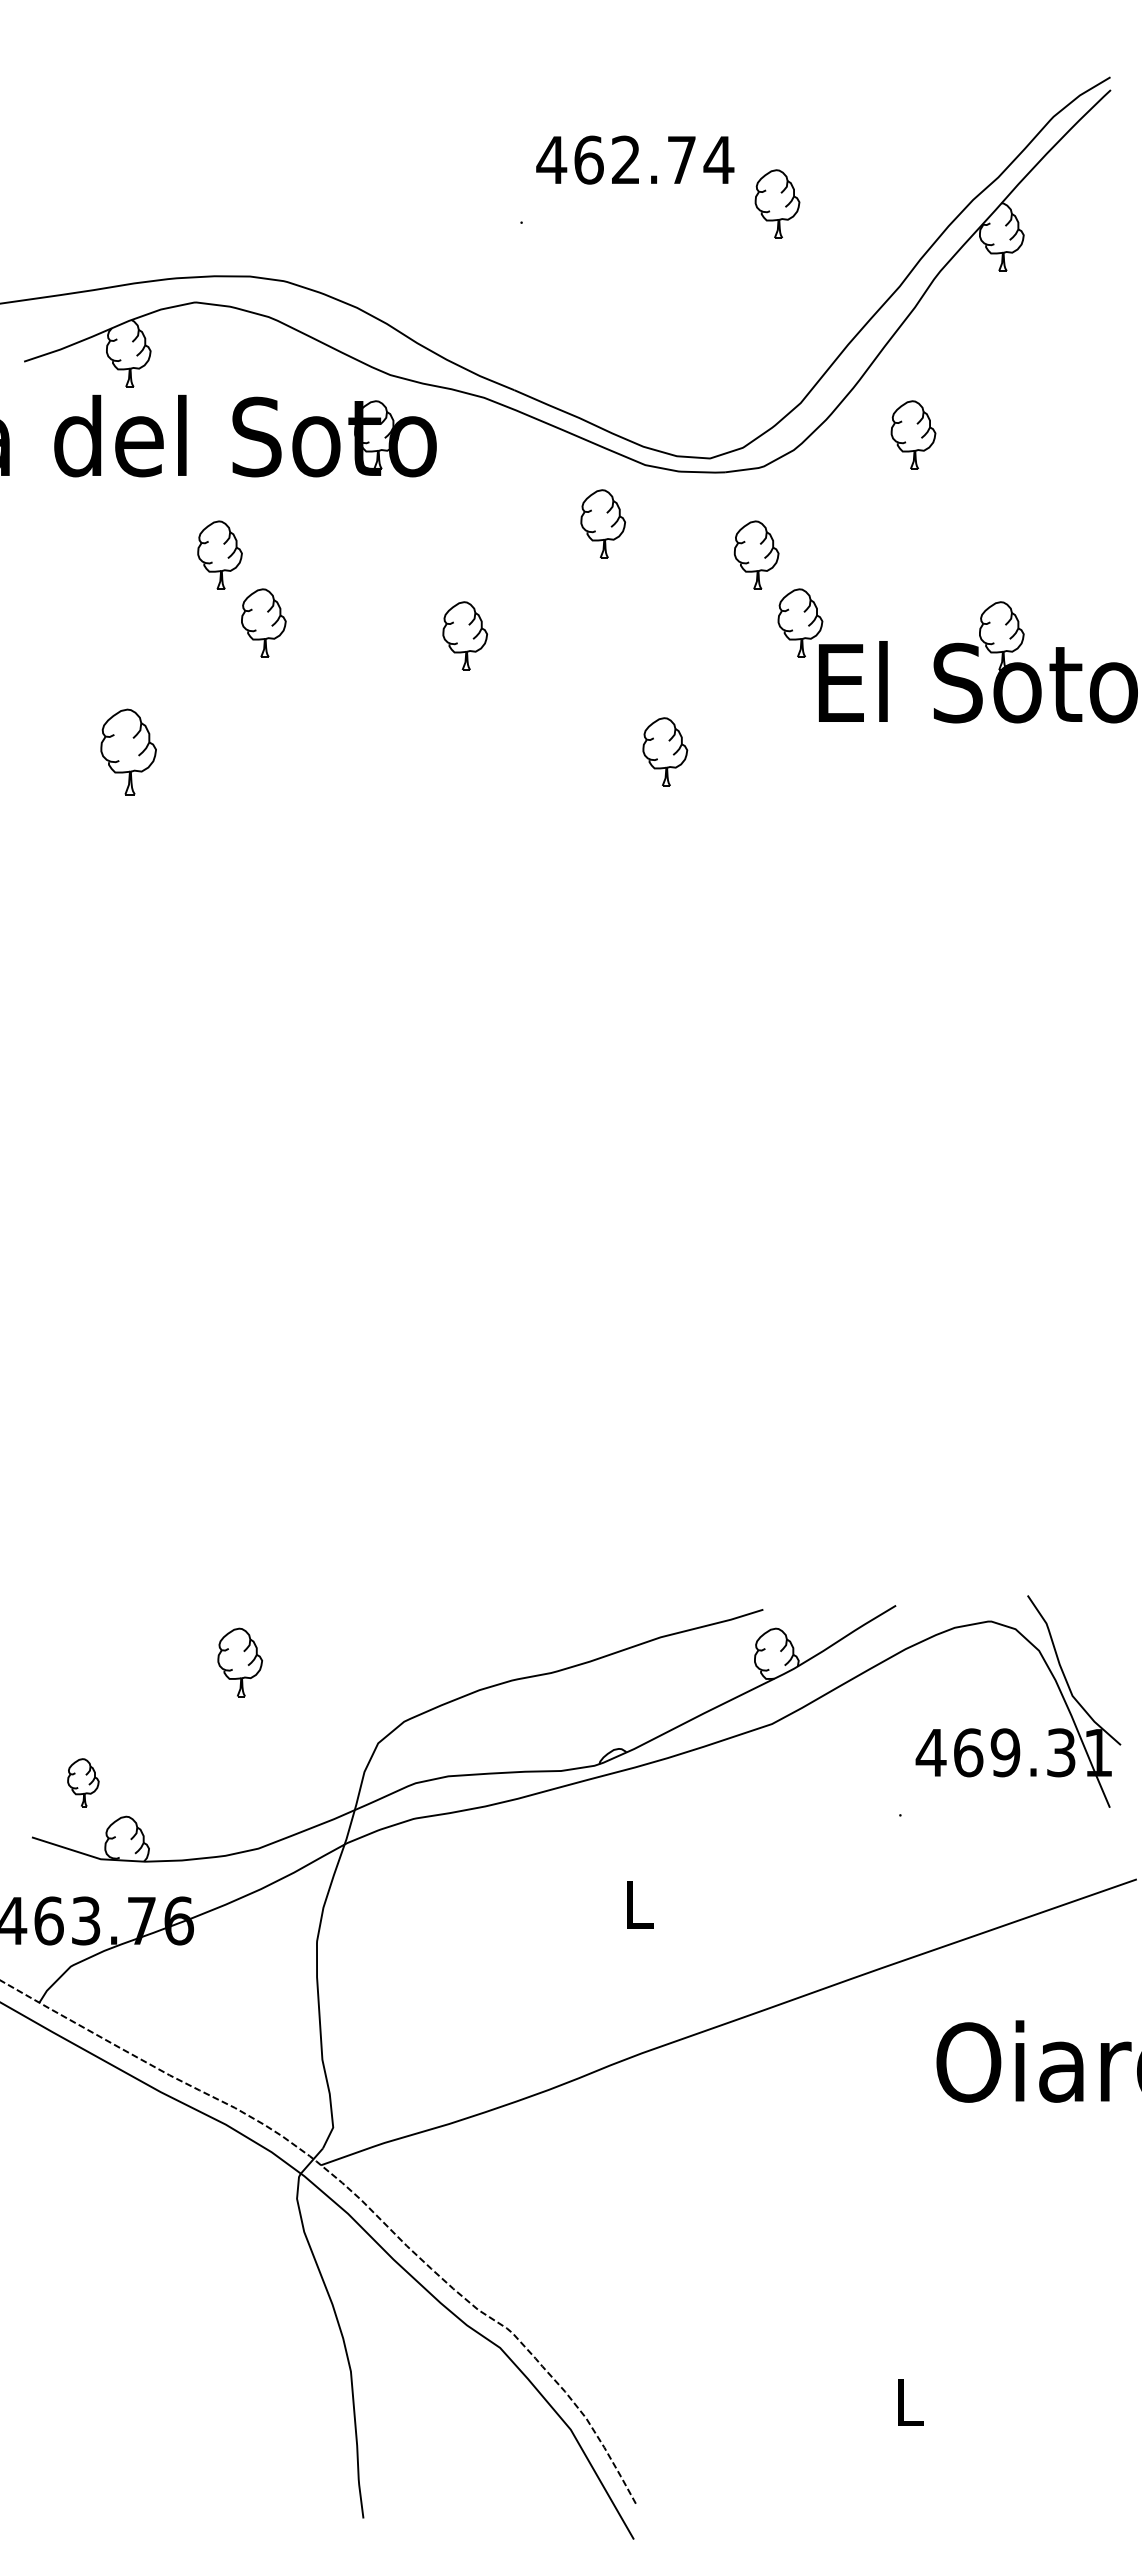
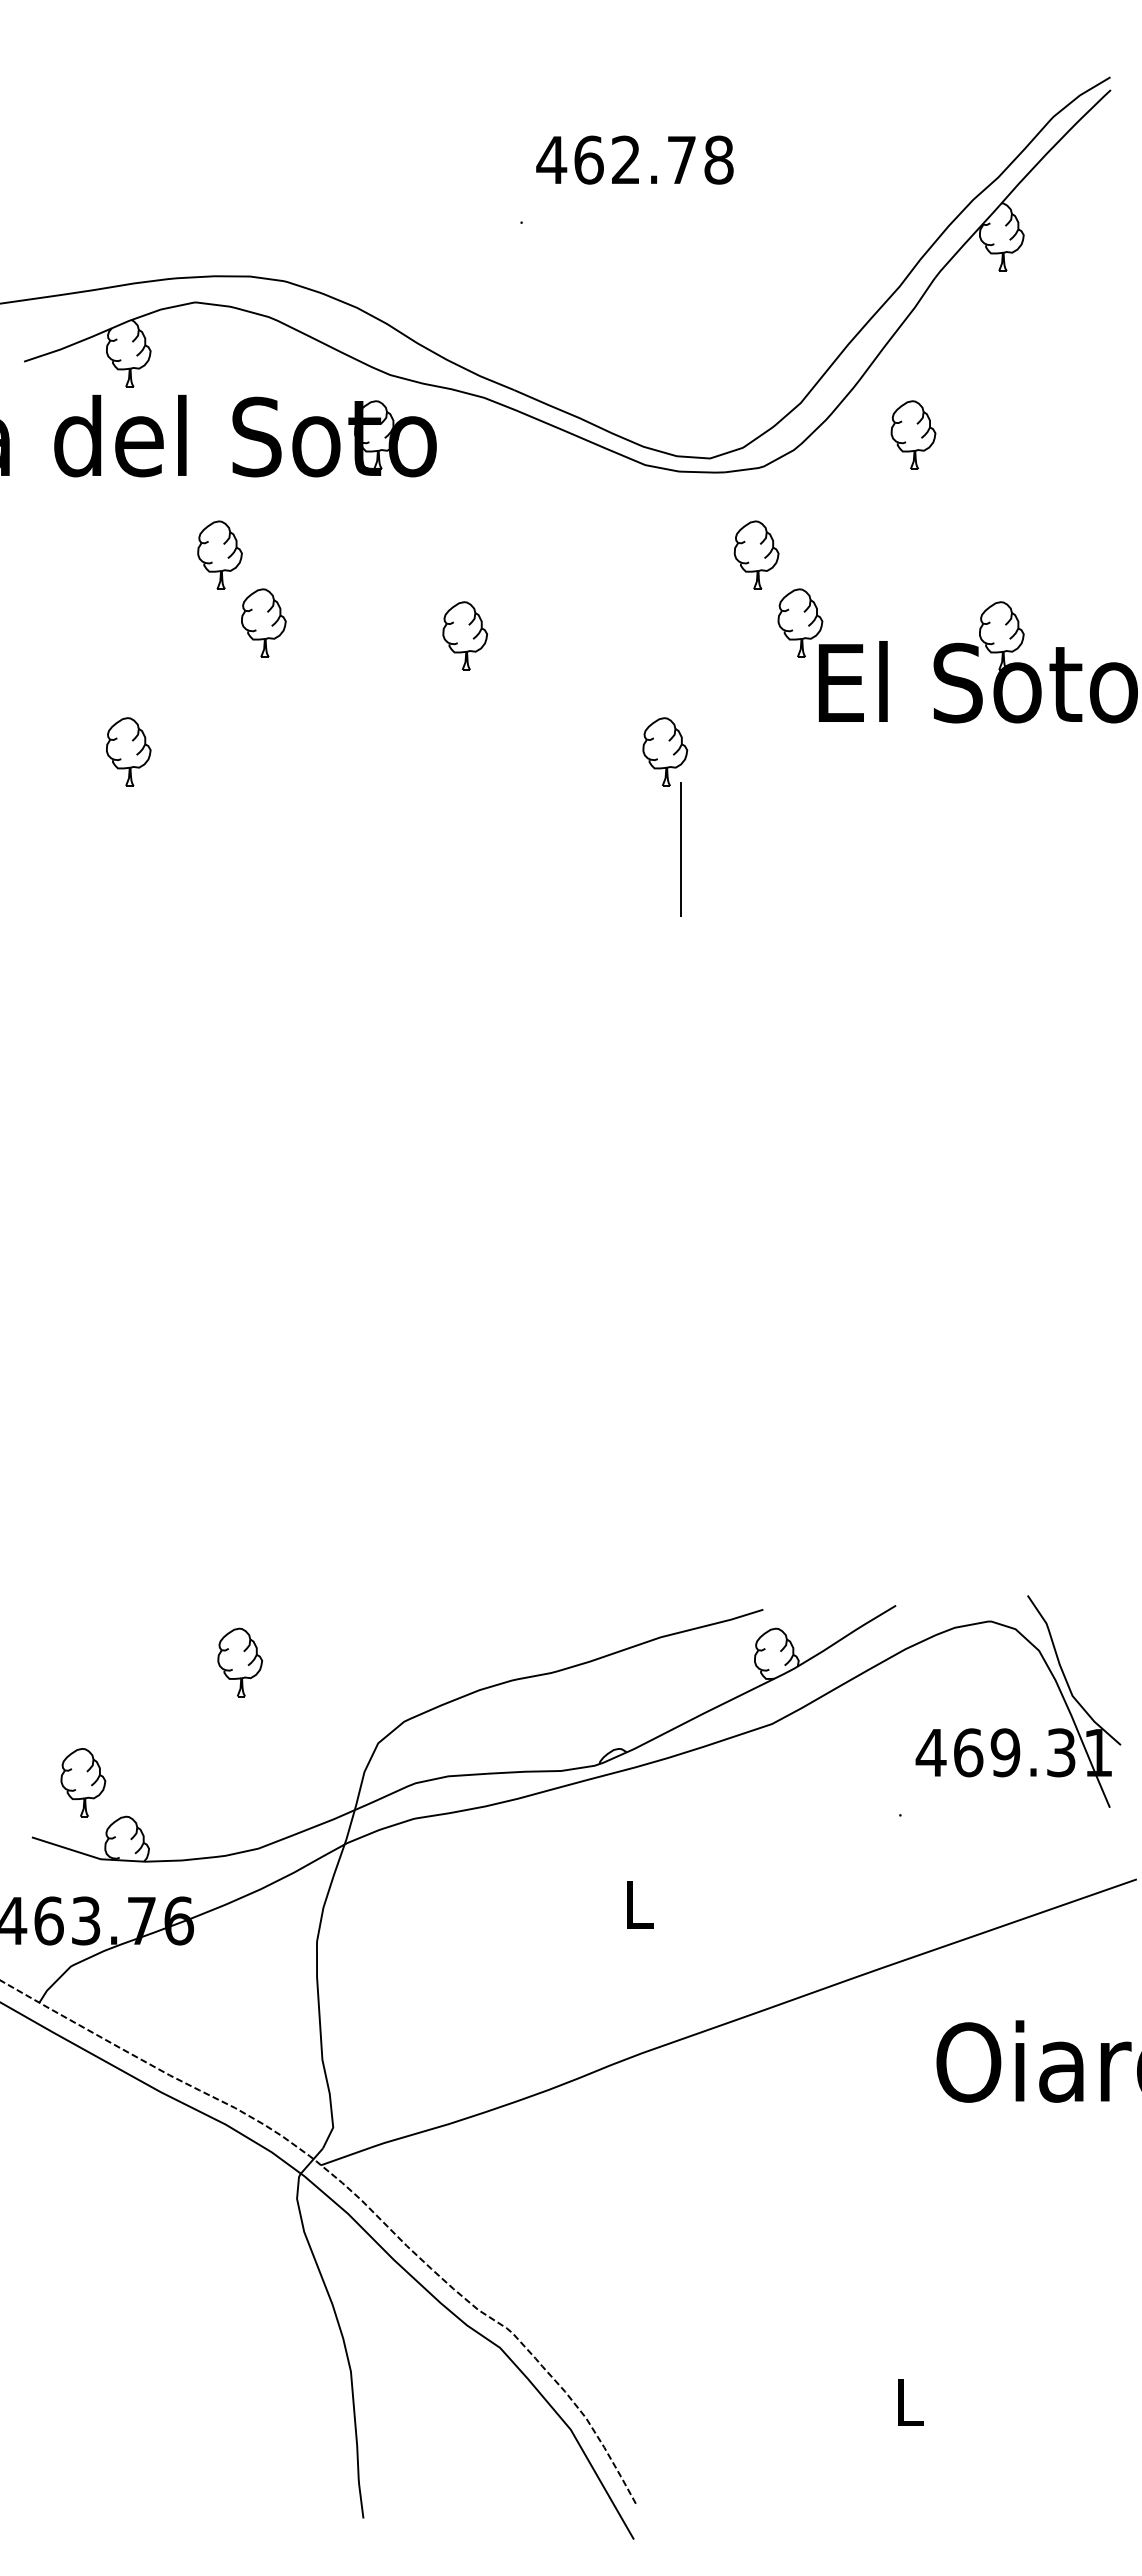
text: 462.74 -> 462.78 (718, 159)
part: present -> none (777, 203)
part: present -> none (602, 523)
part size: 57x88 px -> 46x70 px (128, 751)
line: none -> present (680, 849)
part size: 33x50 px -> 47x70 px (83, 1782)
